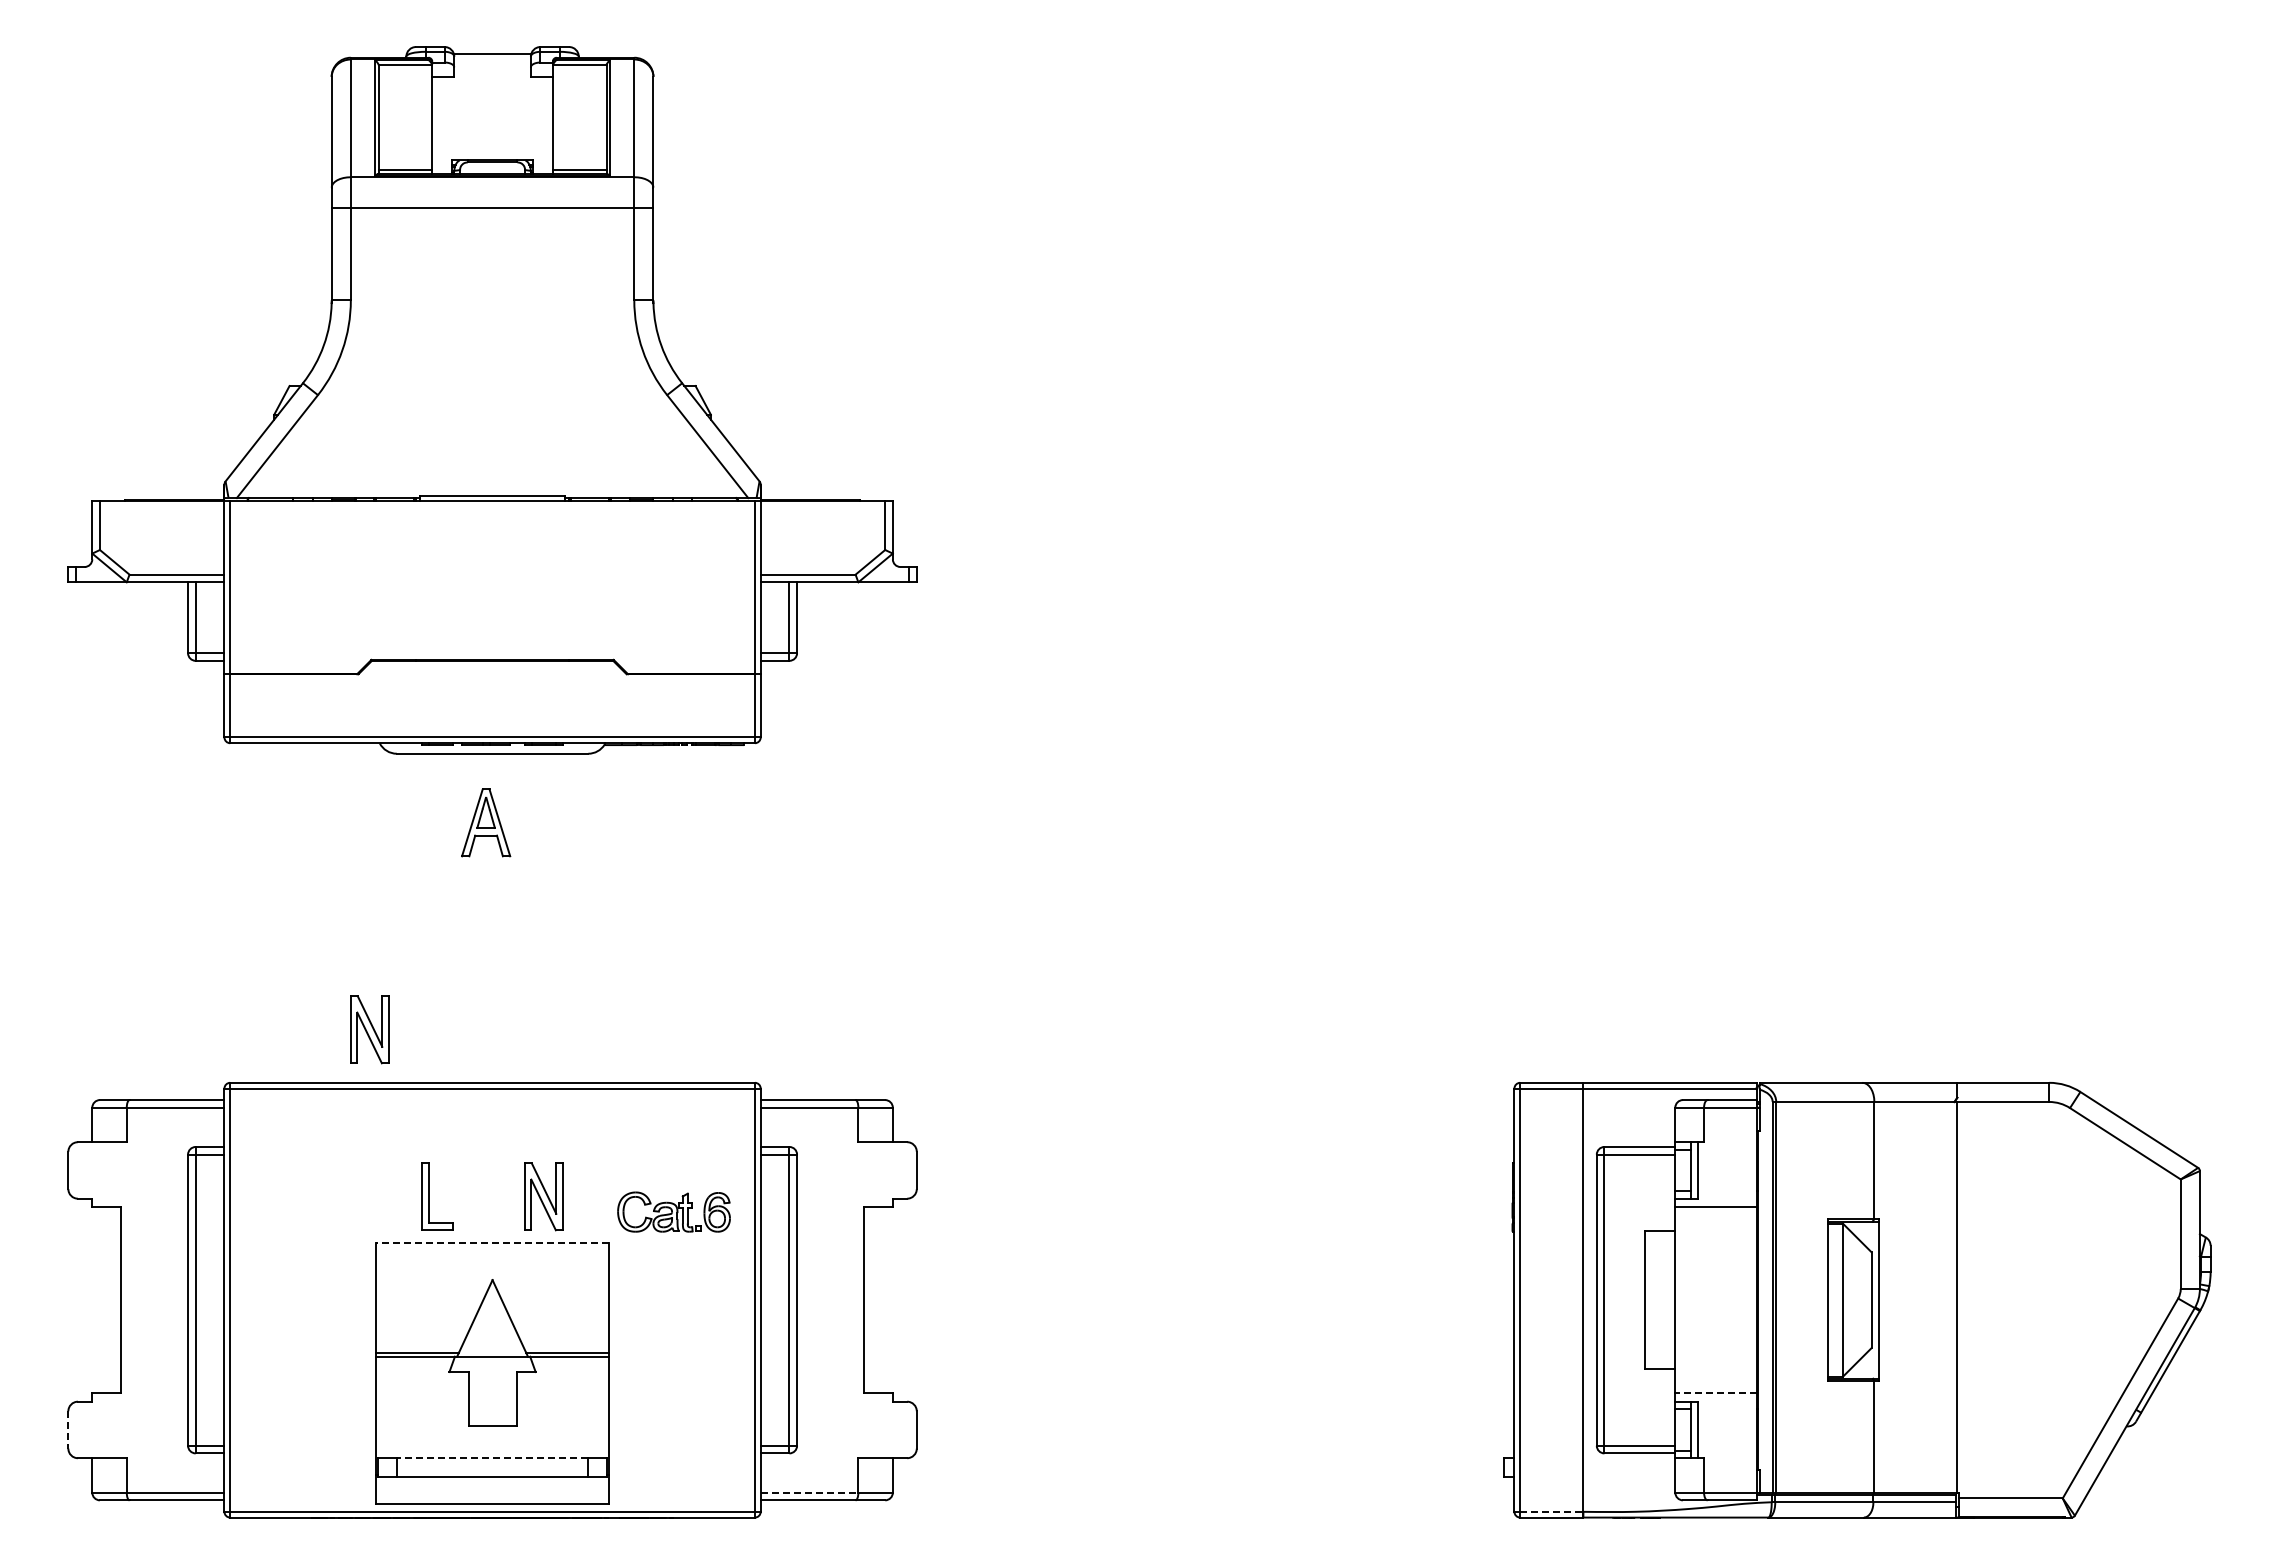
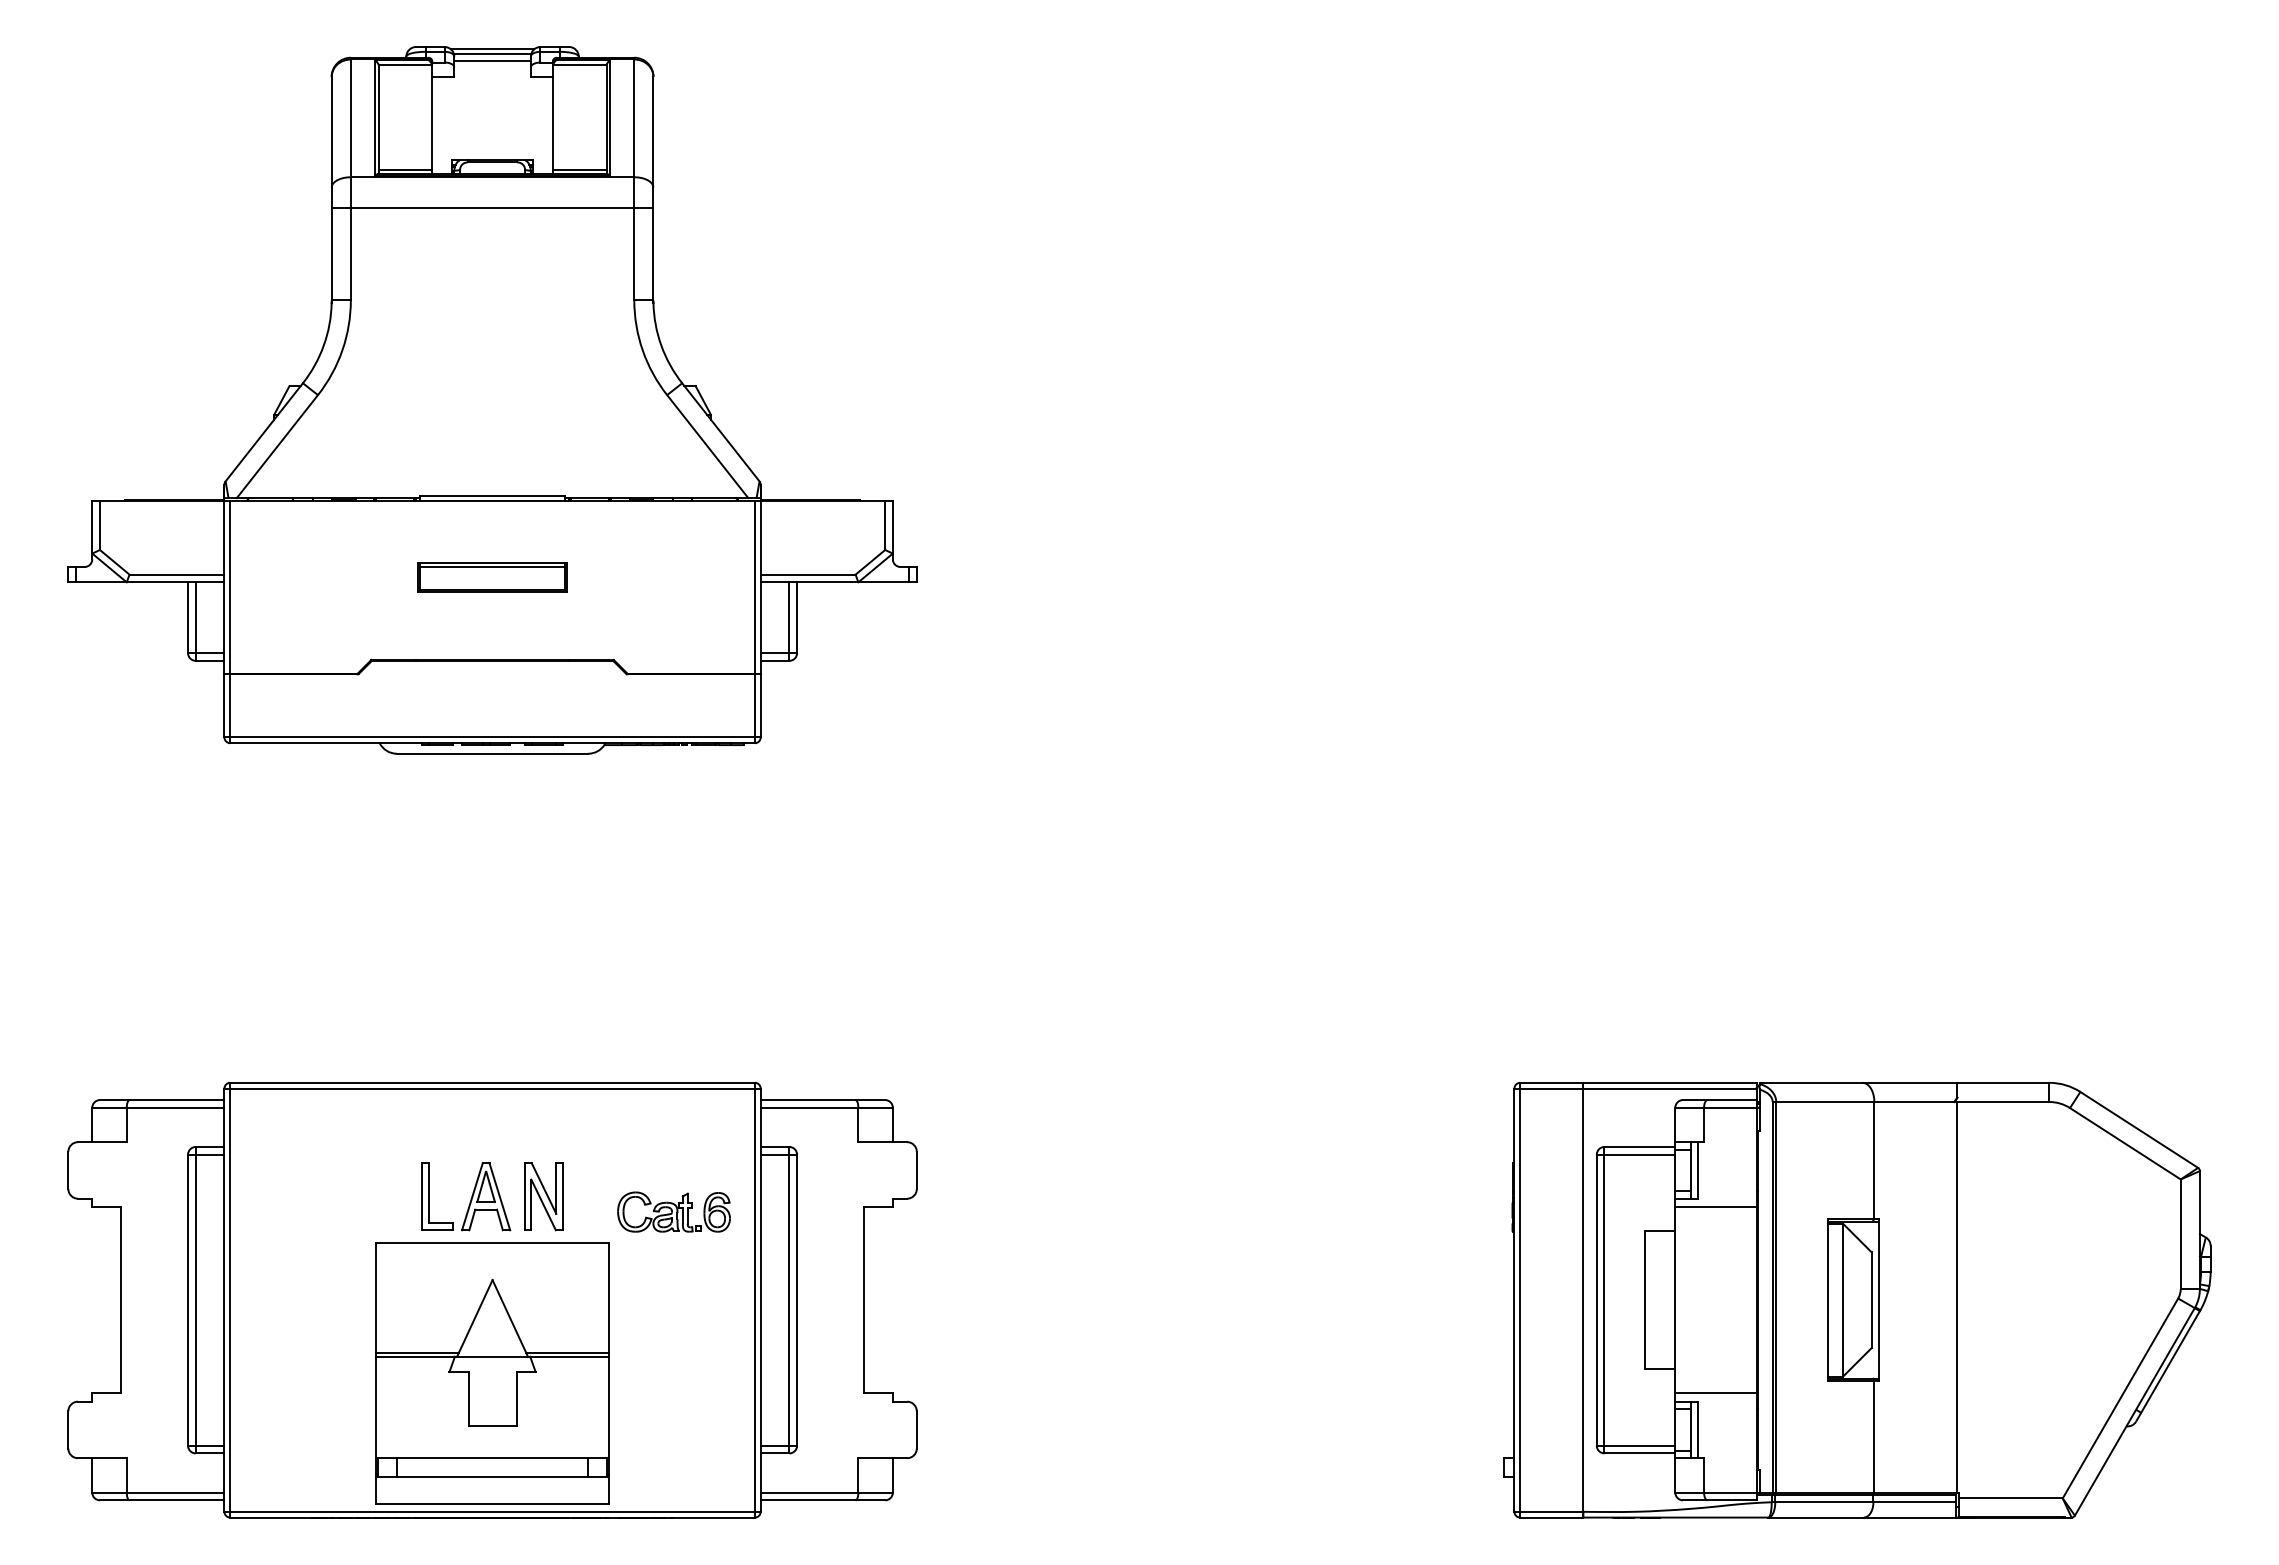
line: none -> present (492, 49)
line: none -> present (492, 60)
part: none -> present (492, 577)
part position: (486, 822) -> (486, 1196) (486, 1196)
part: present -> none (369, 1029)
line: dashed -> solid (492, 1242)
line: dashed -> solid (1716, 1393)
line: dashed -> solid (68, 1429)
line: dashed -> solid (492, 1458)
line: dashed -> solid (809, 1492)
line: dashed -> solid (1551, 1511)
